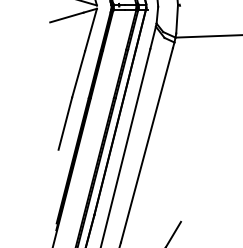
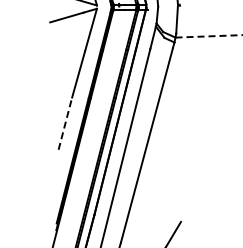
line: solid -> dashed (209, 36)
line: solid -> dashed (65, 123)
